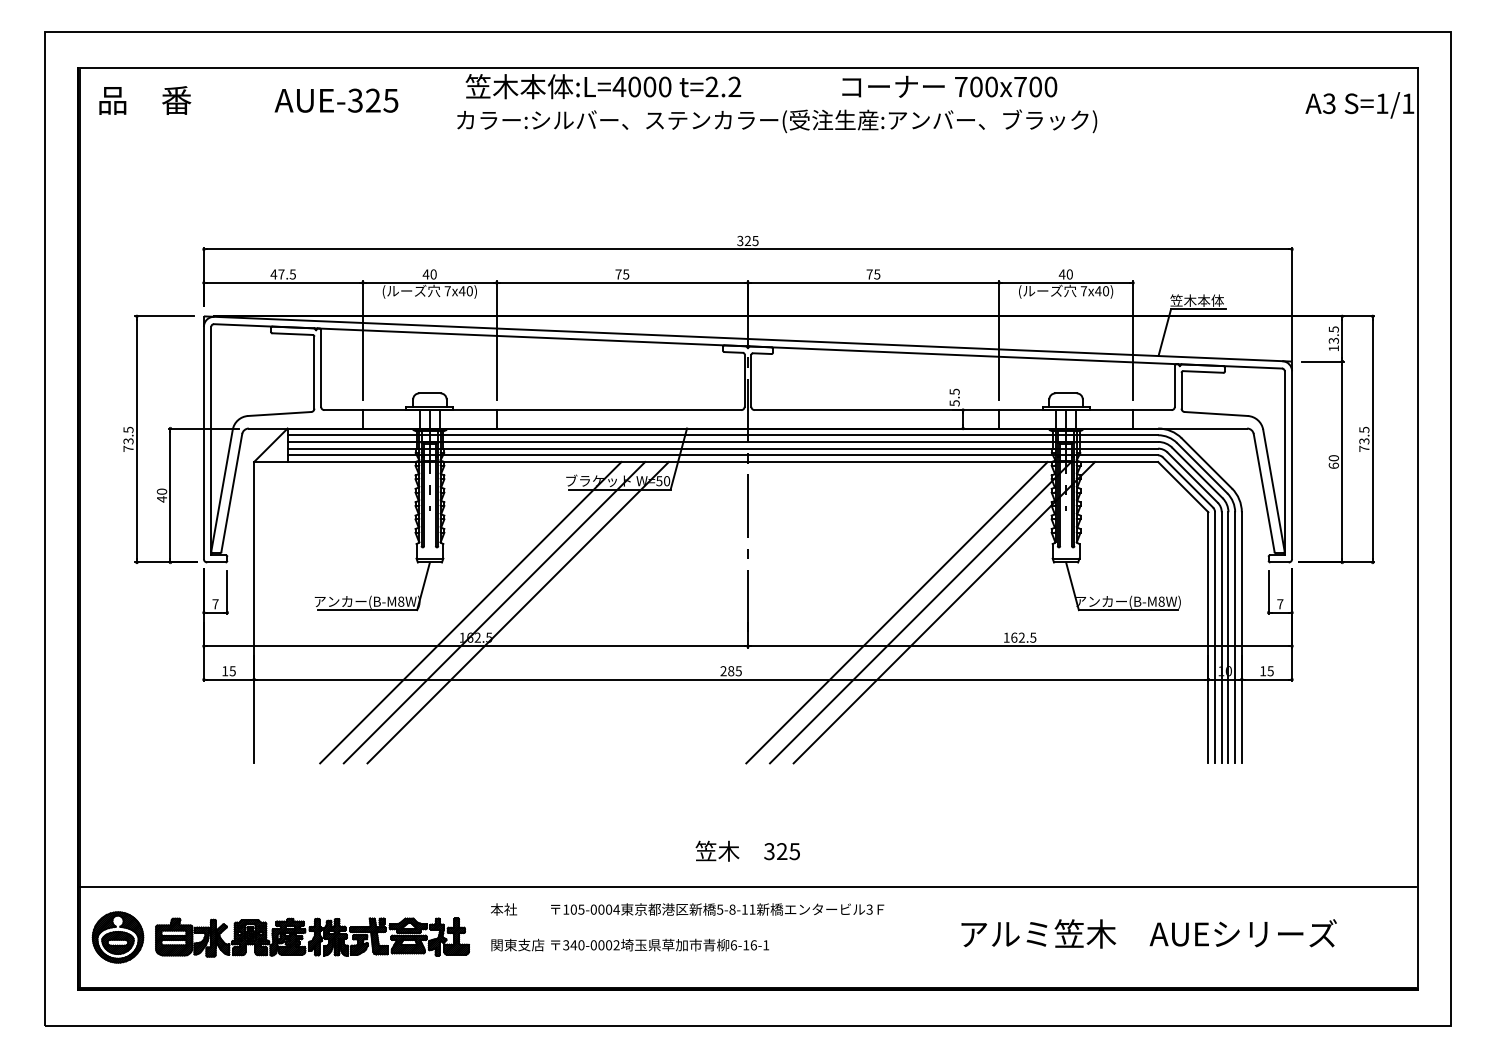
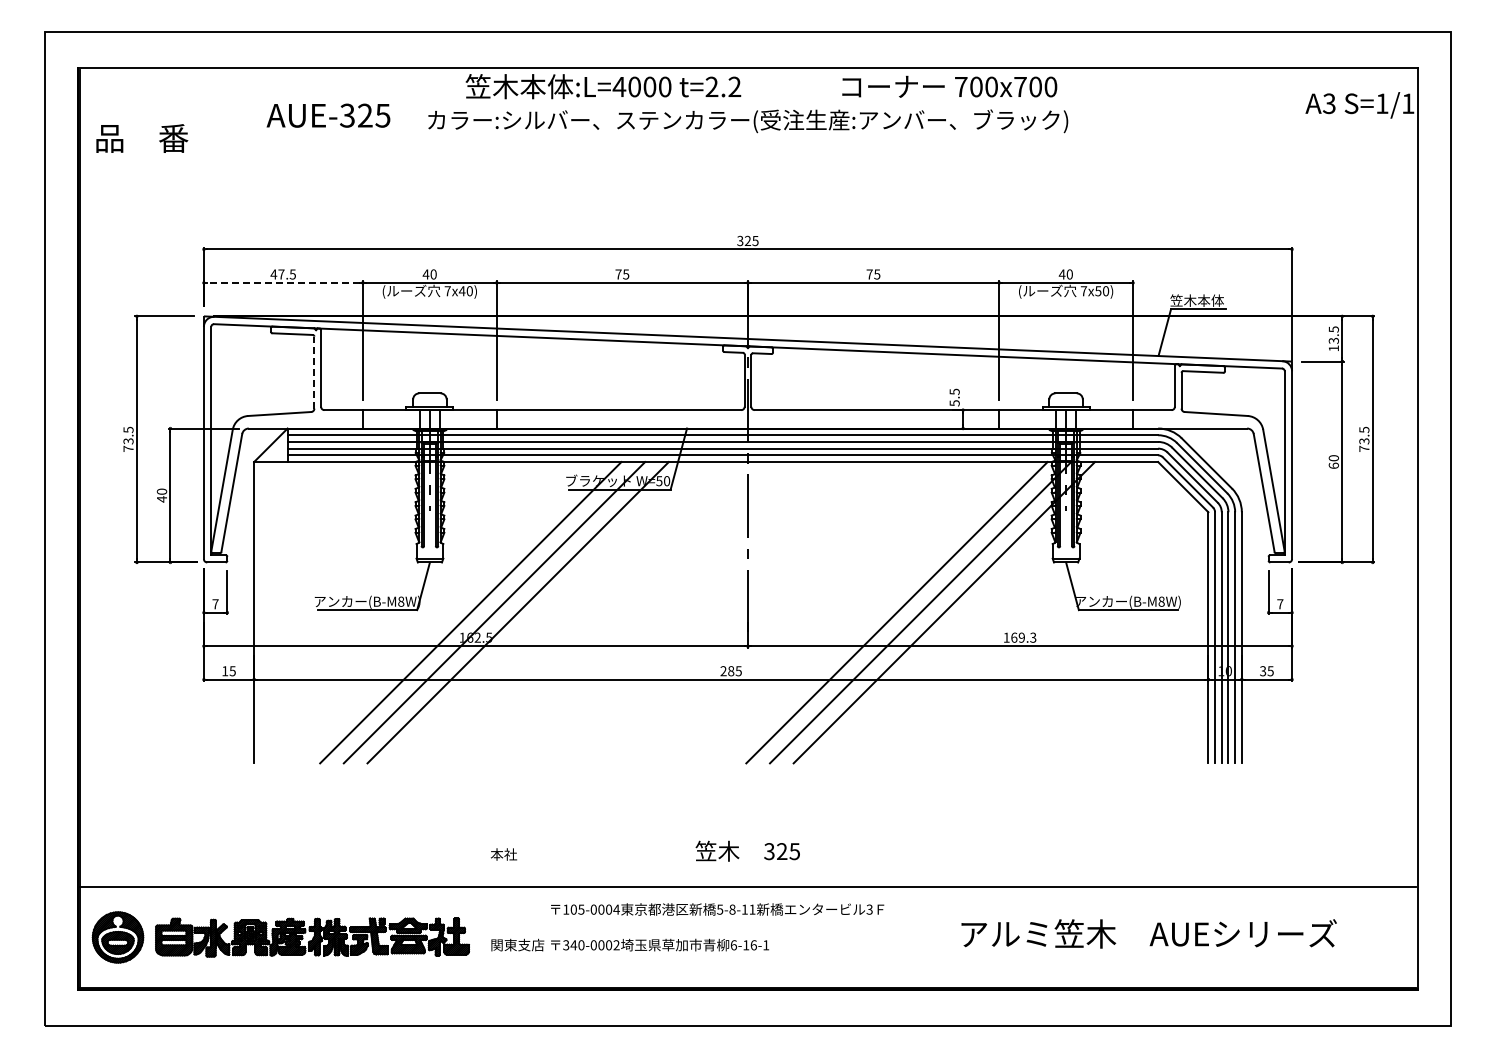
text position: (145, 100) -> (142, 138) (142, 138)
text position: (336, 100) -> (328, 115) (328, 115)
text position: (777, 121) -> (748, 121) (748, 121)
line: solid -> dashed (282, 282)
text: 7x40) -> 7x50) (1098, 291)
line: solid -> dashed (314, 372)
text: 162.5 -> 169.3 (1027, 637)
text: 15 -> 35 (1263, 671)
text position: (503, 909) -> (503, 854) (503, 854)
